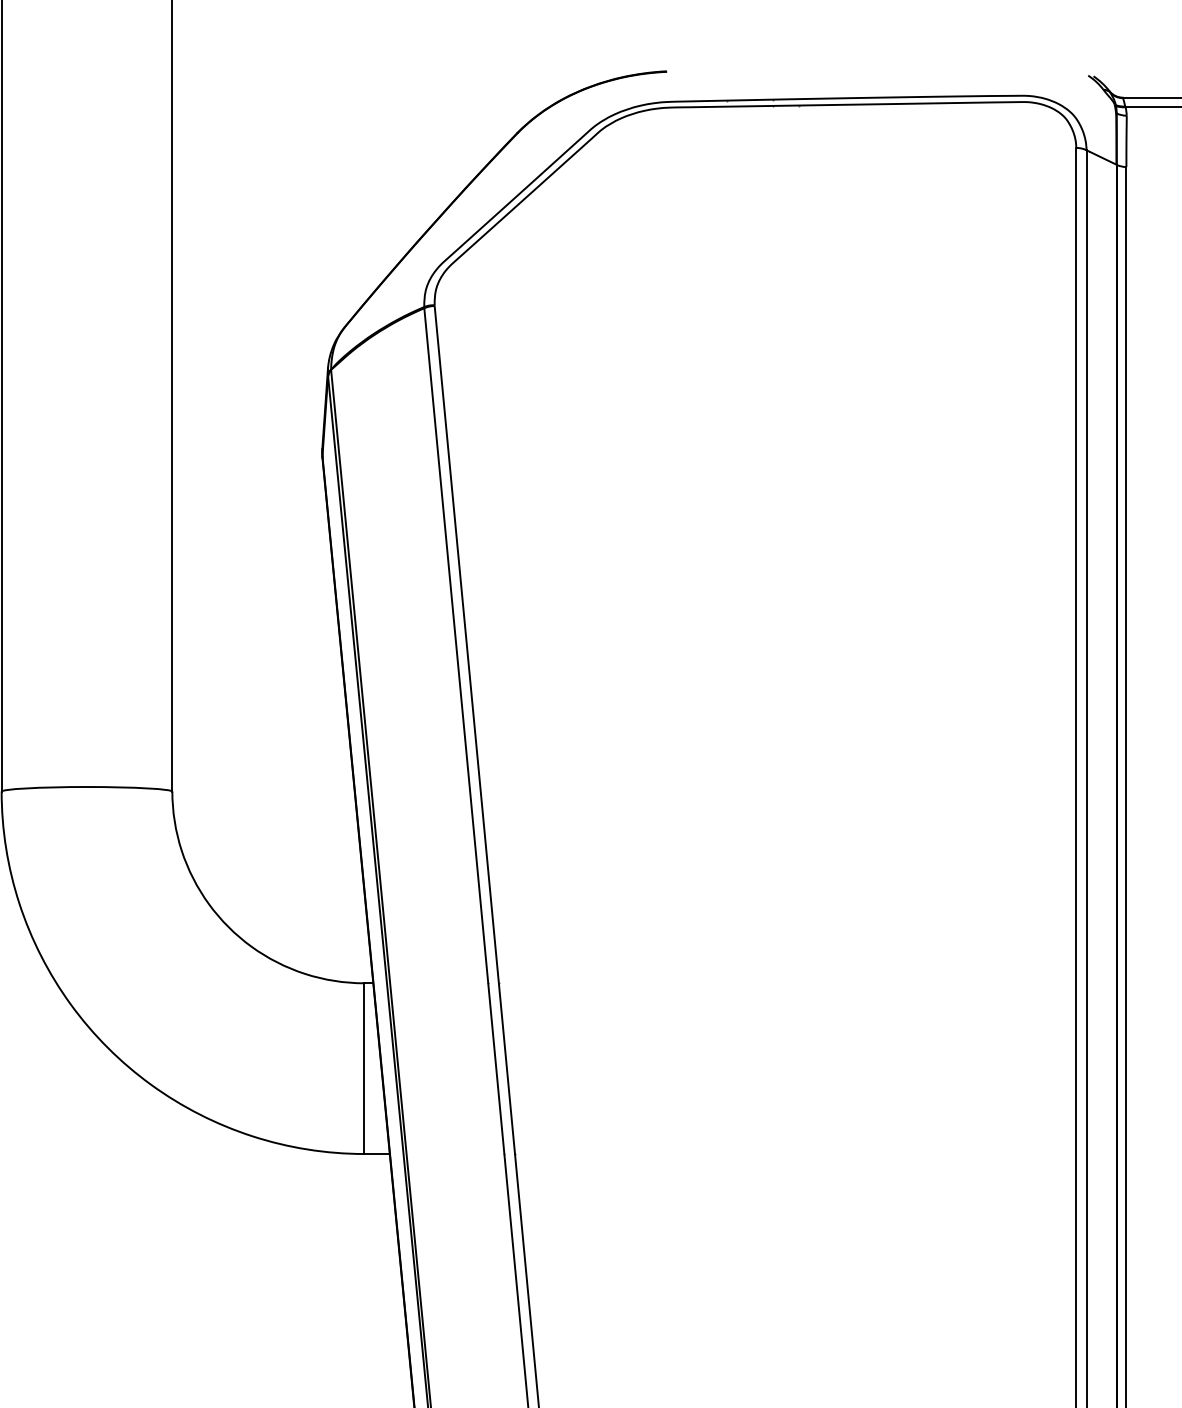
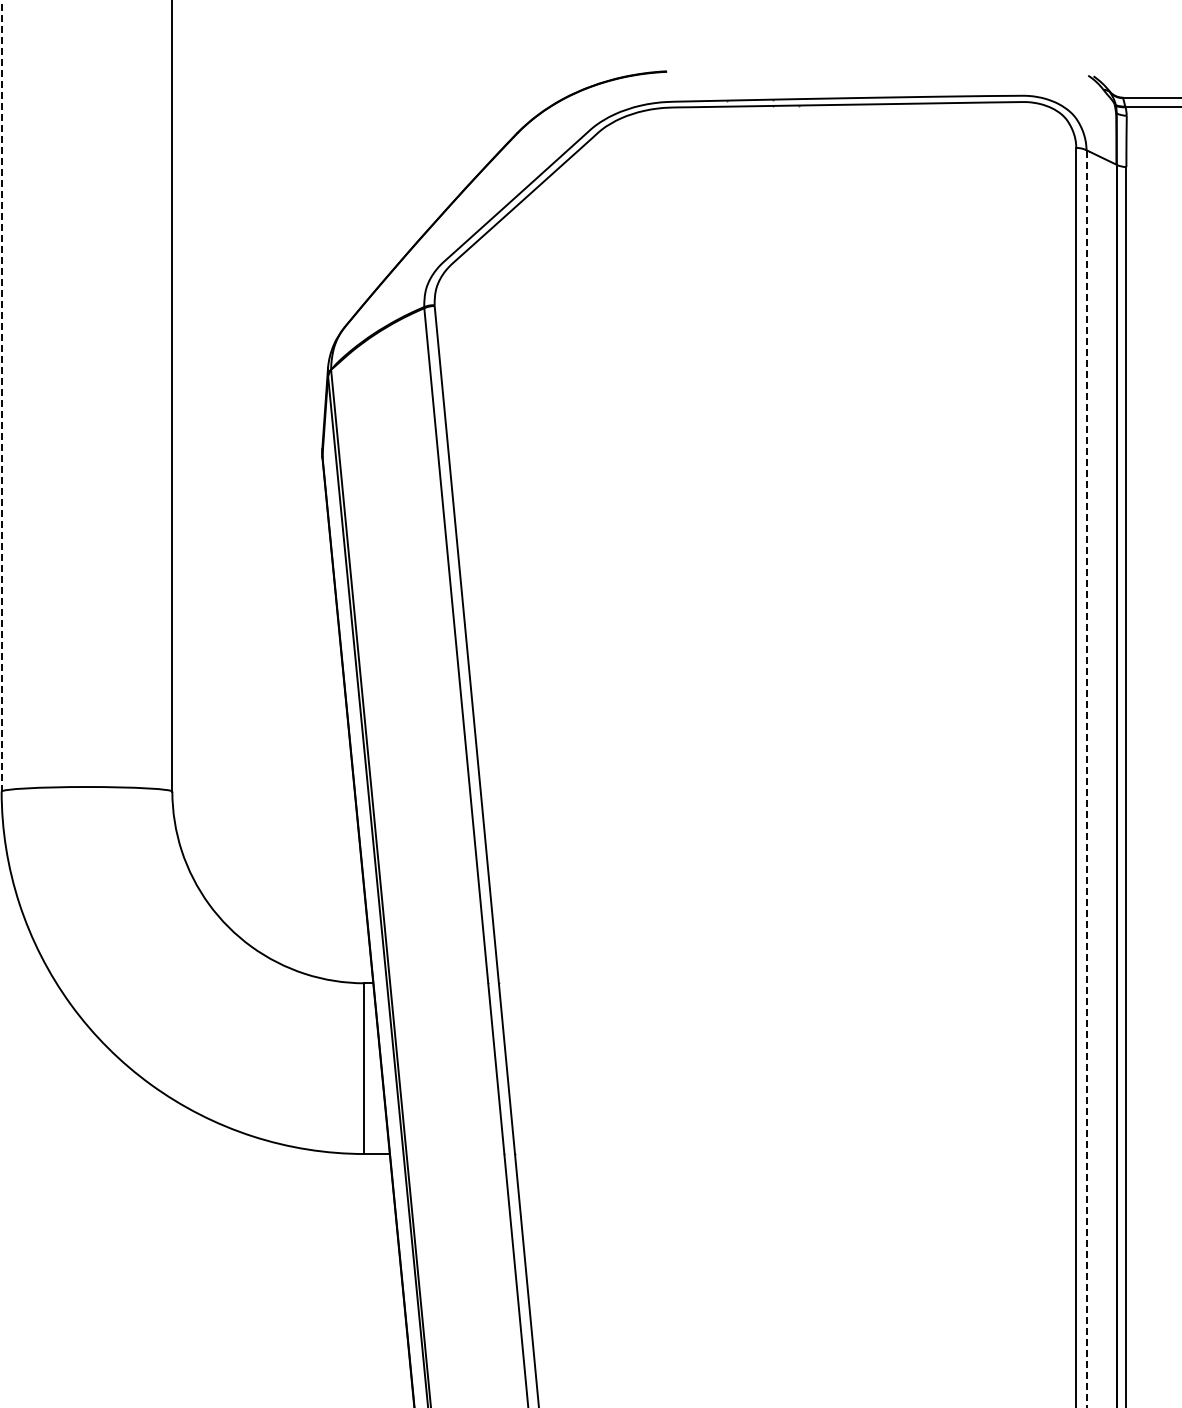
line: solid -> dashed (1, 395)
line: solid -> dashed (1086, 778)
